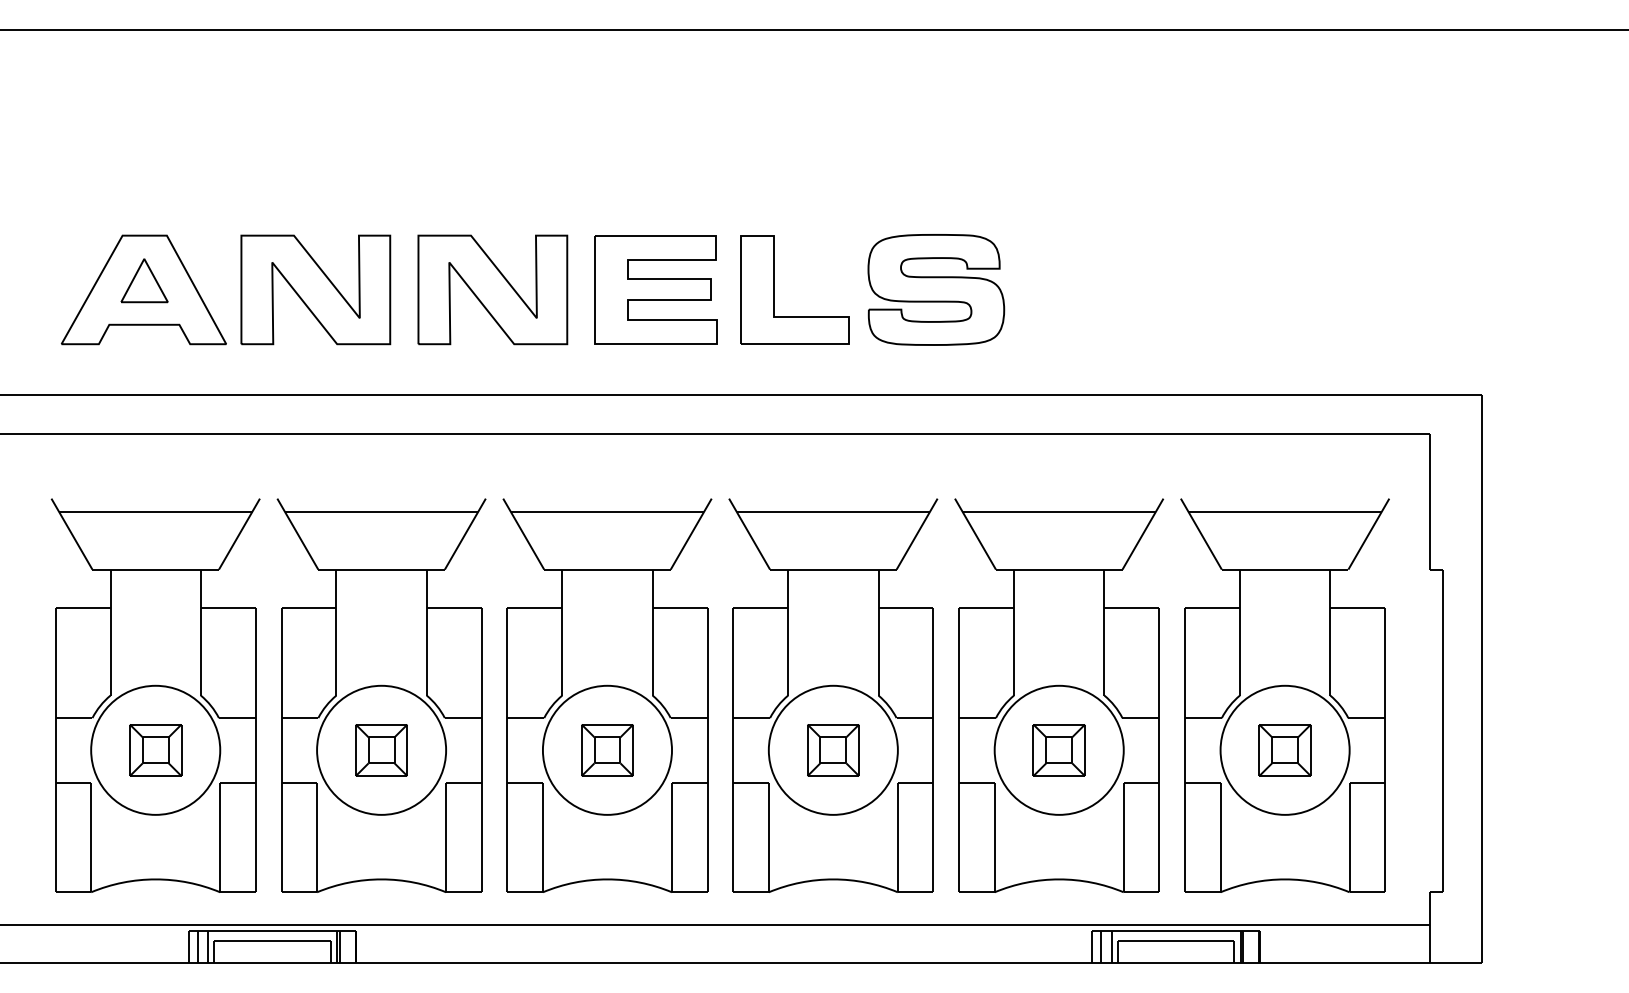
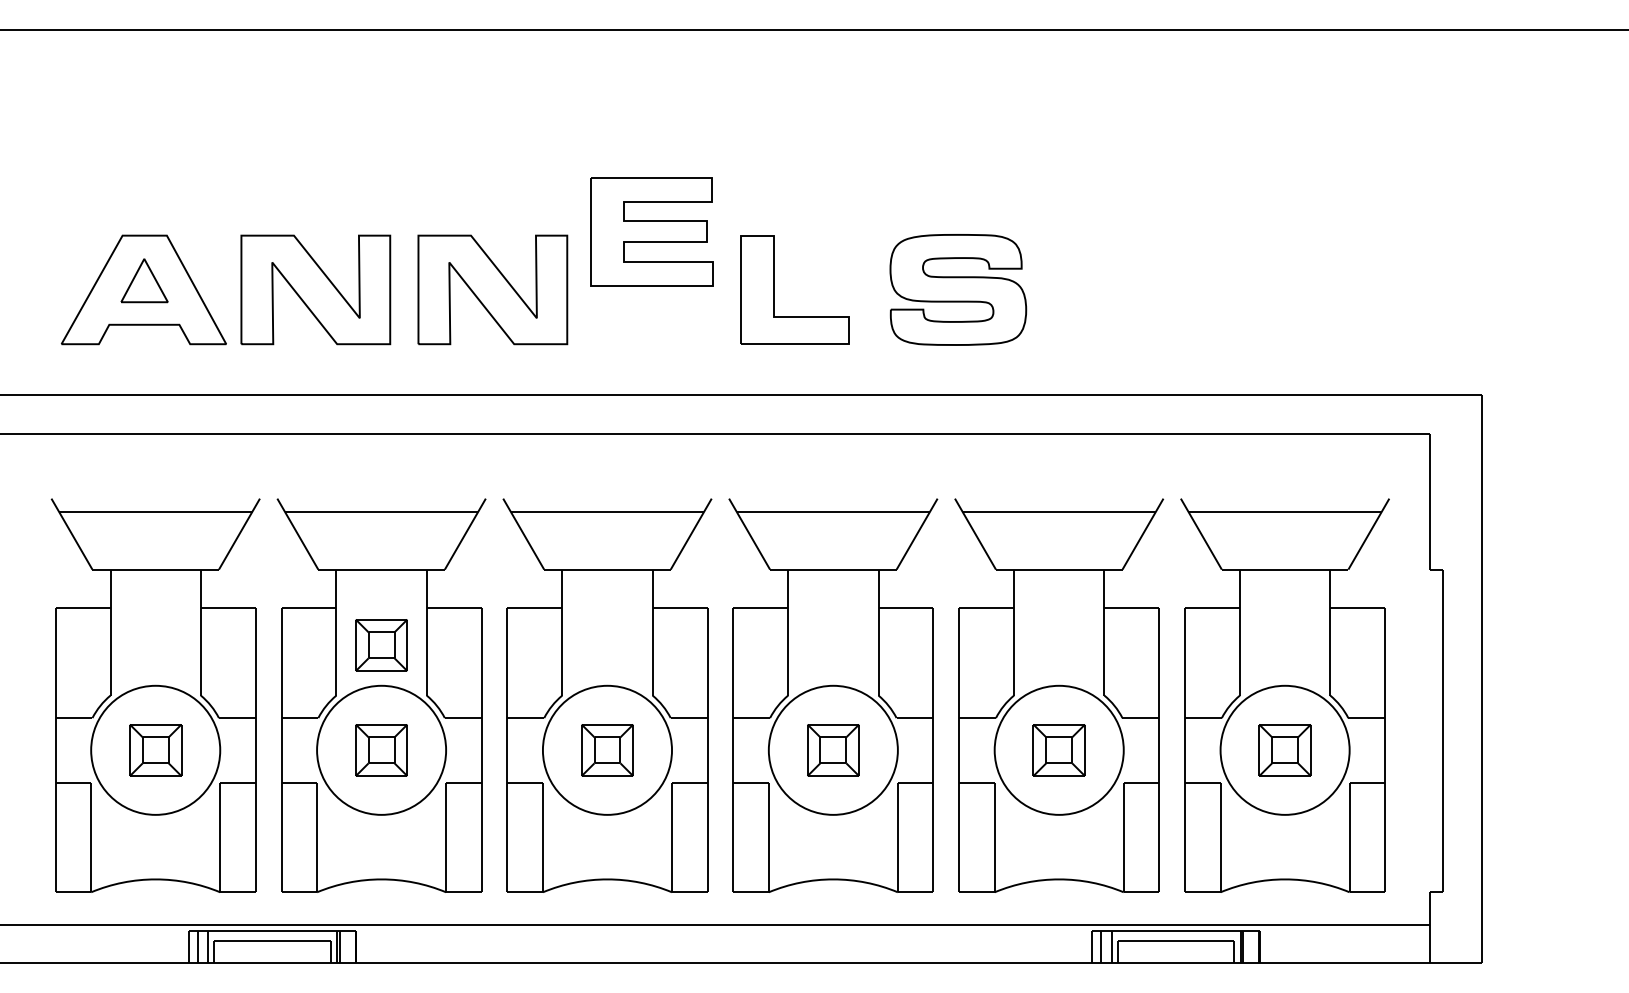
part position: (655, 289) -> (651, 231) (651, 231)
part position: (936, 289) -> (958, 289) (958, 289)
part: none -> present (381, 645)
